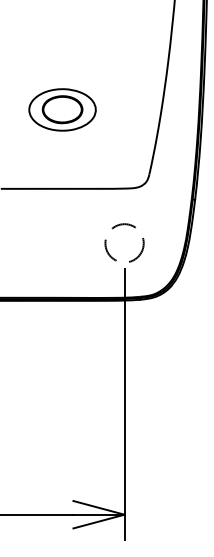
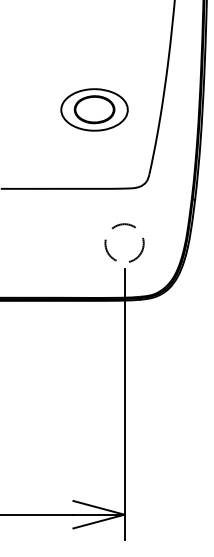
part position: (62, 109) -> (94, 109) (94, 109)
